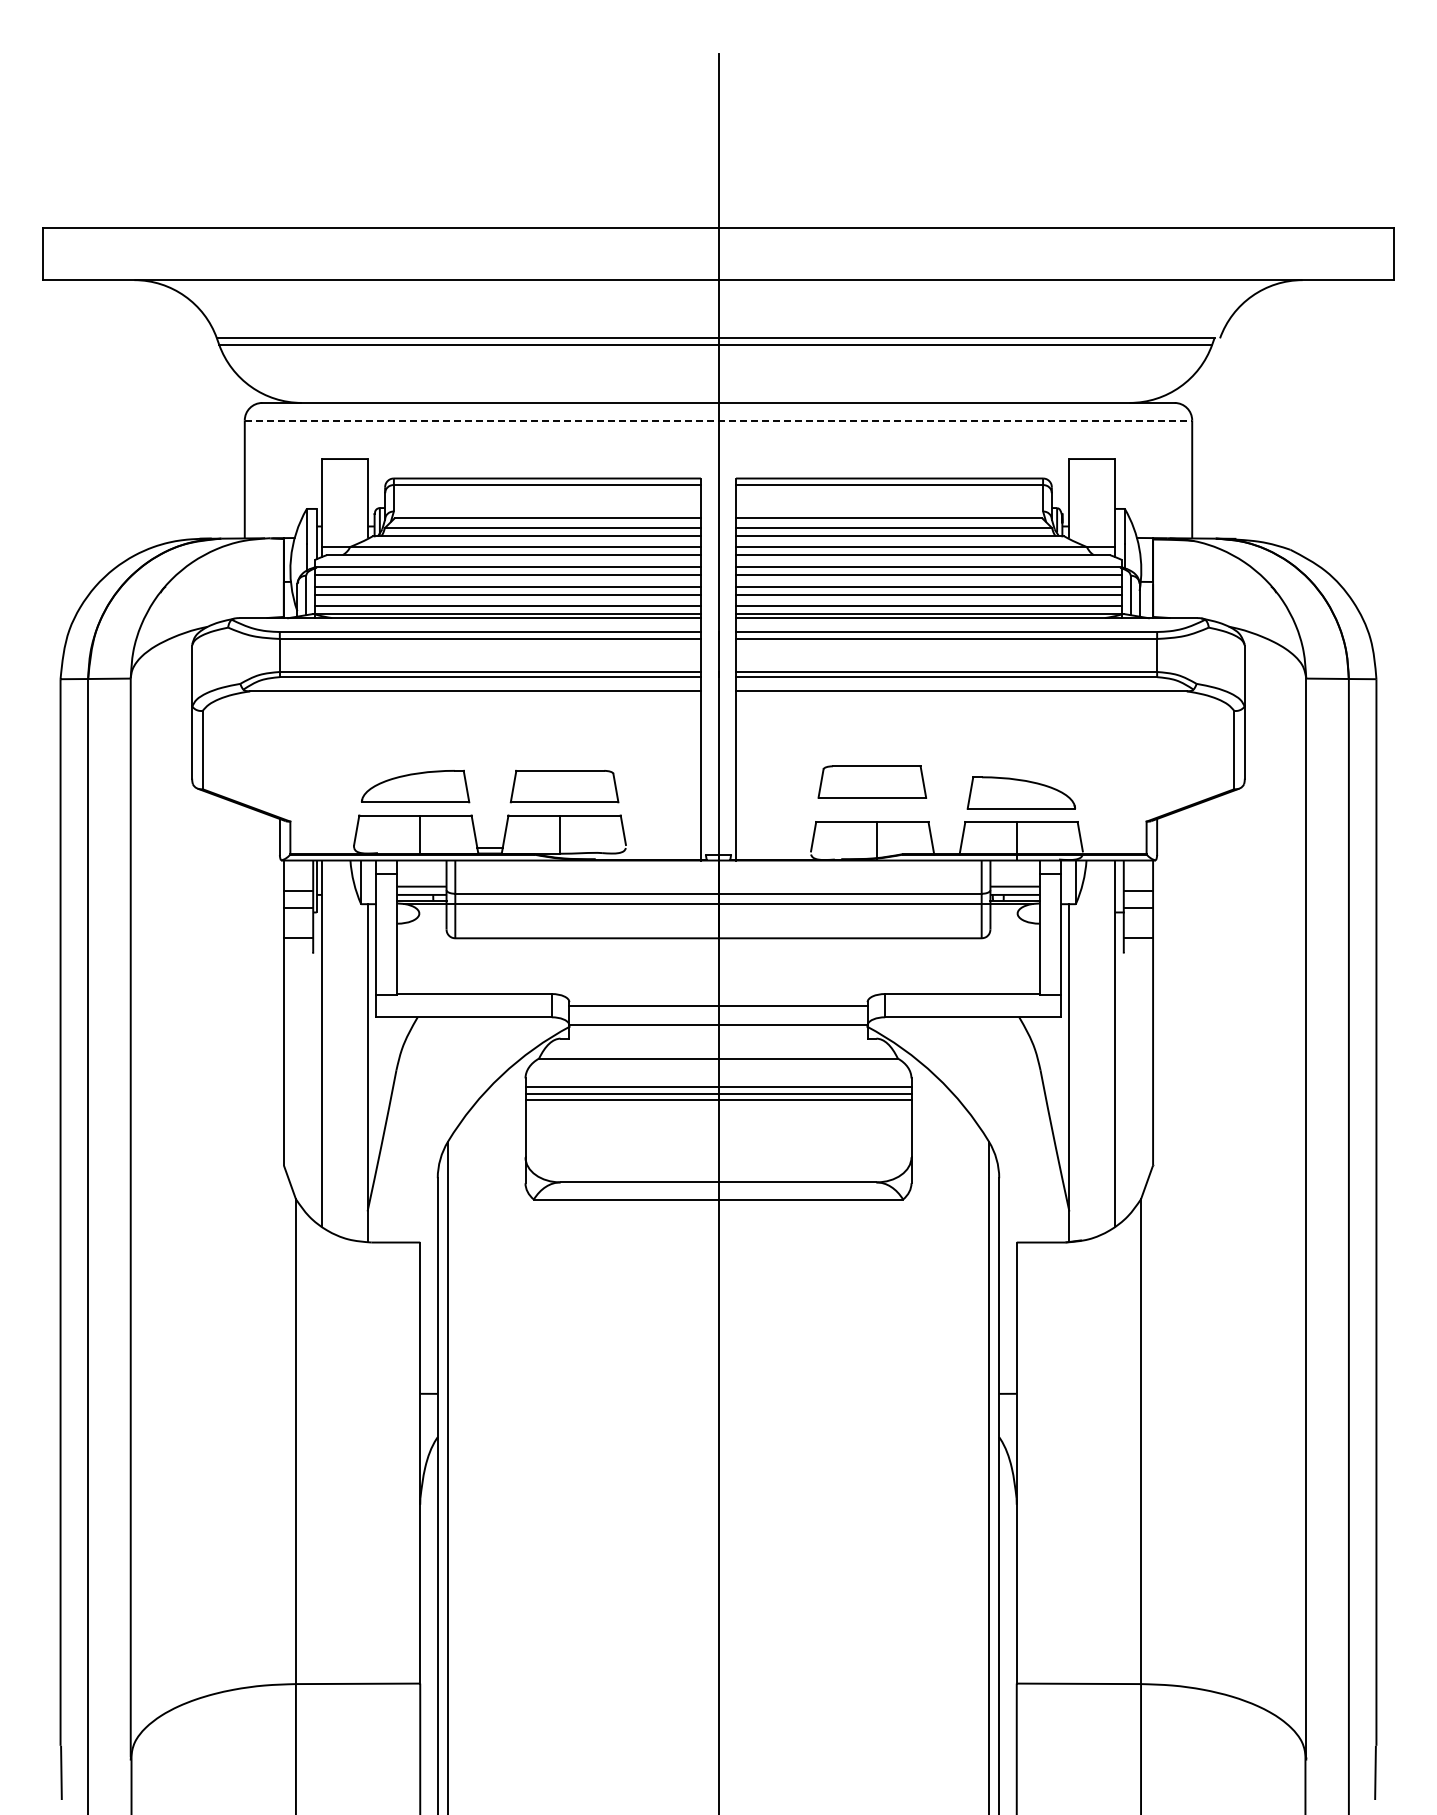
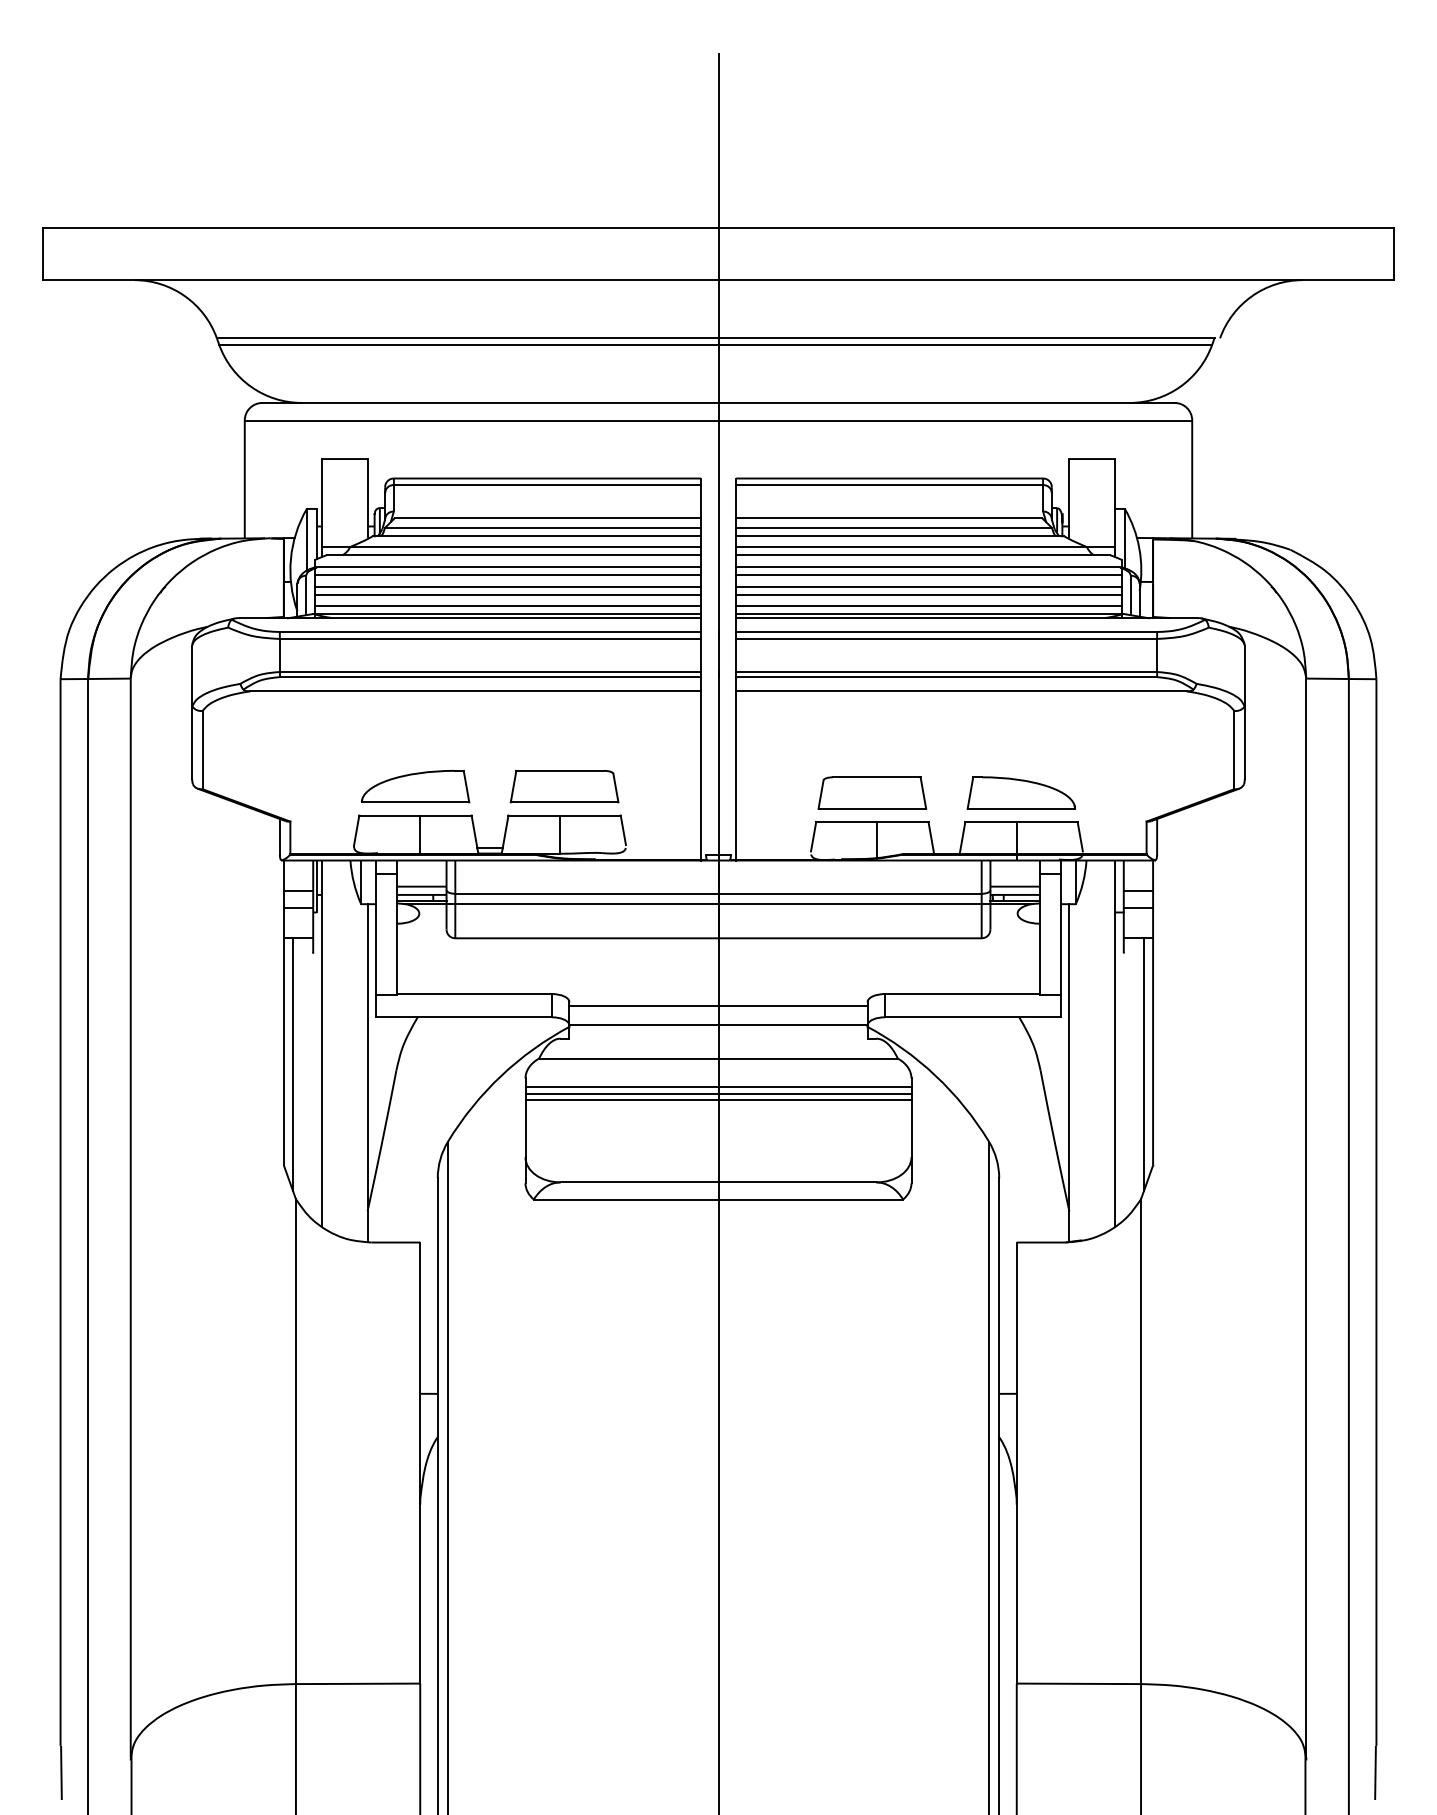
line: dashed -> solid (718, 420)
part position: (872, 781) -> (872, 792) (872, 792)
line: none -> present (292, 1064)
line: none -> present (1144, 1064)
